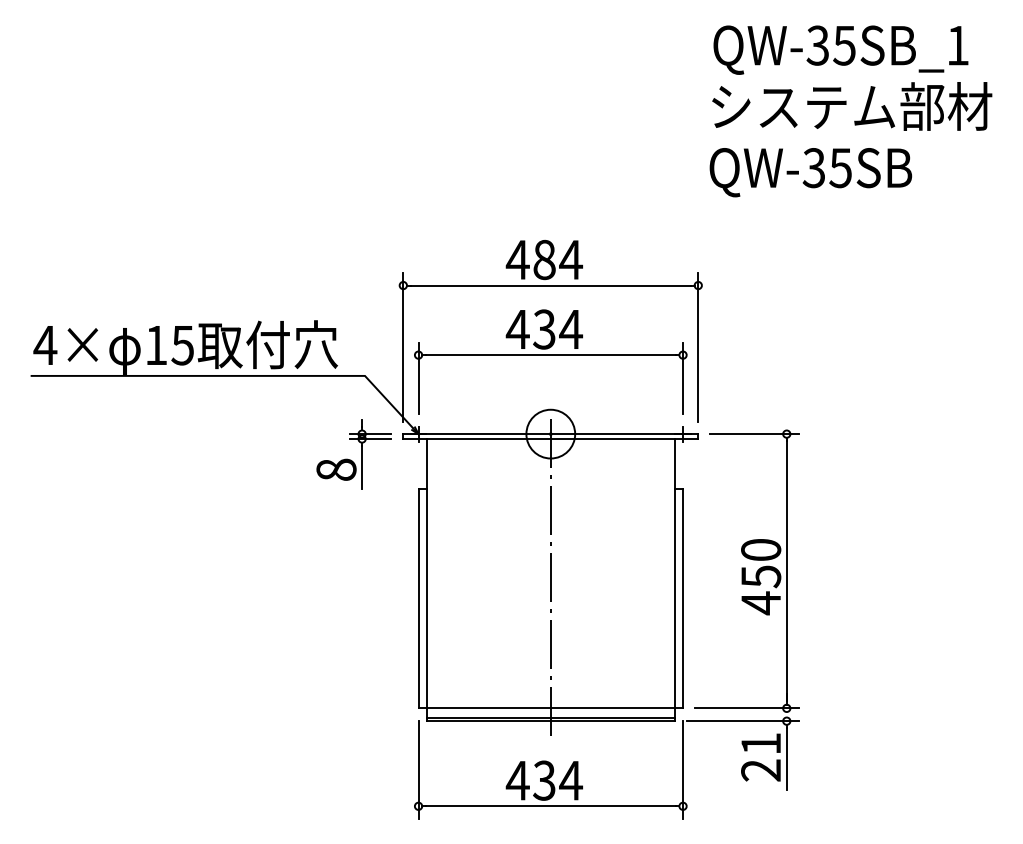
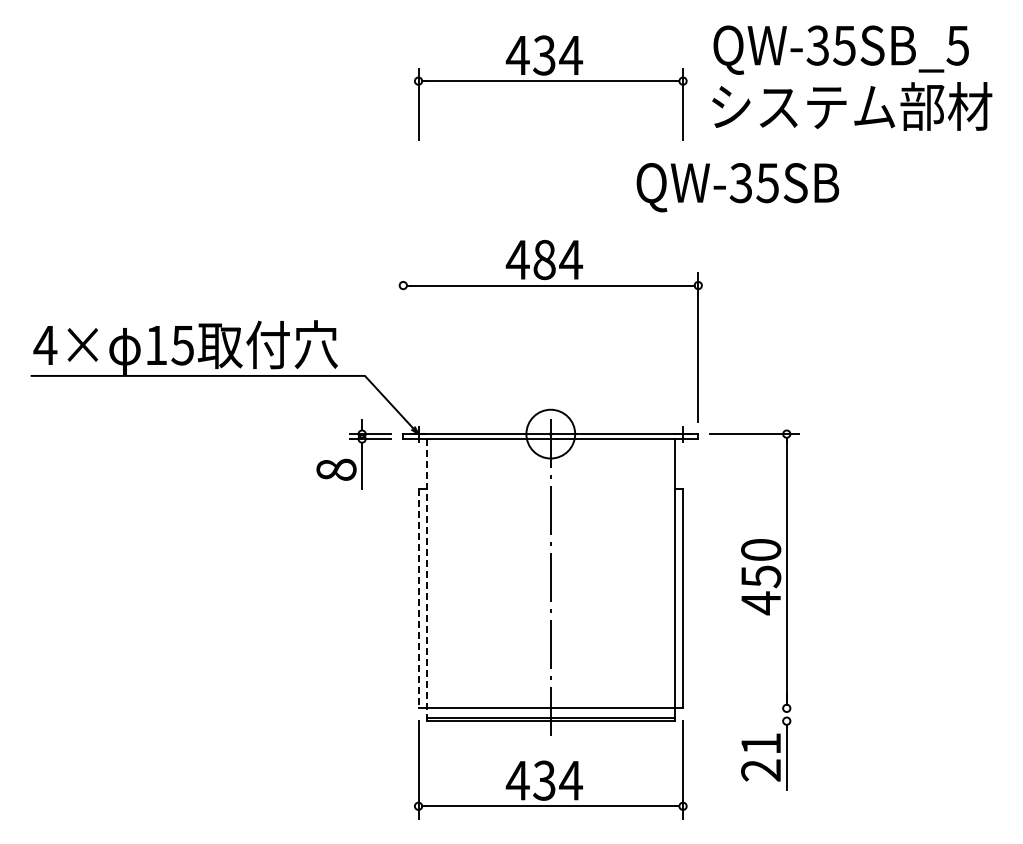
text: QW-35SB_1 -> QW-35SB_5 (957, 45)
text position: (810, 172) -> (737, 187) (737, 187)
line: present -> none (403, 347)
part position: (550, 361) -> (550, 87) (550, 87)
line: solid -> dashed (427, 579)
line: solid -> dashed (418, 598)
line: present -> none (746, 708)
line: present -> none (742, 721)
